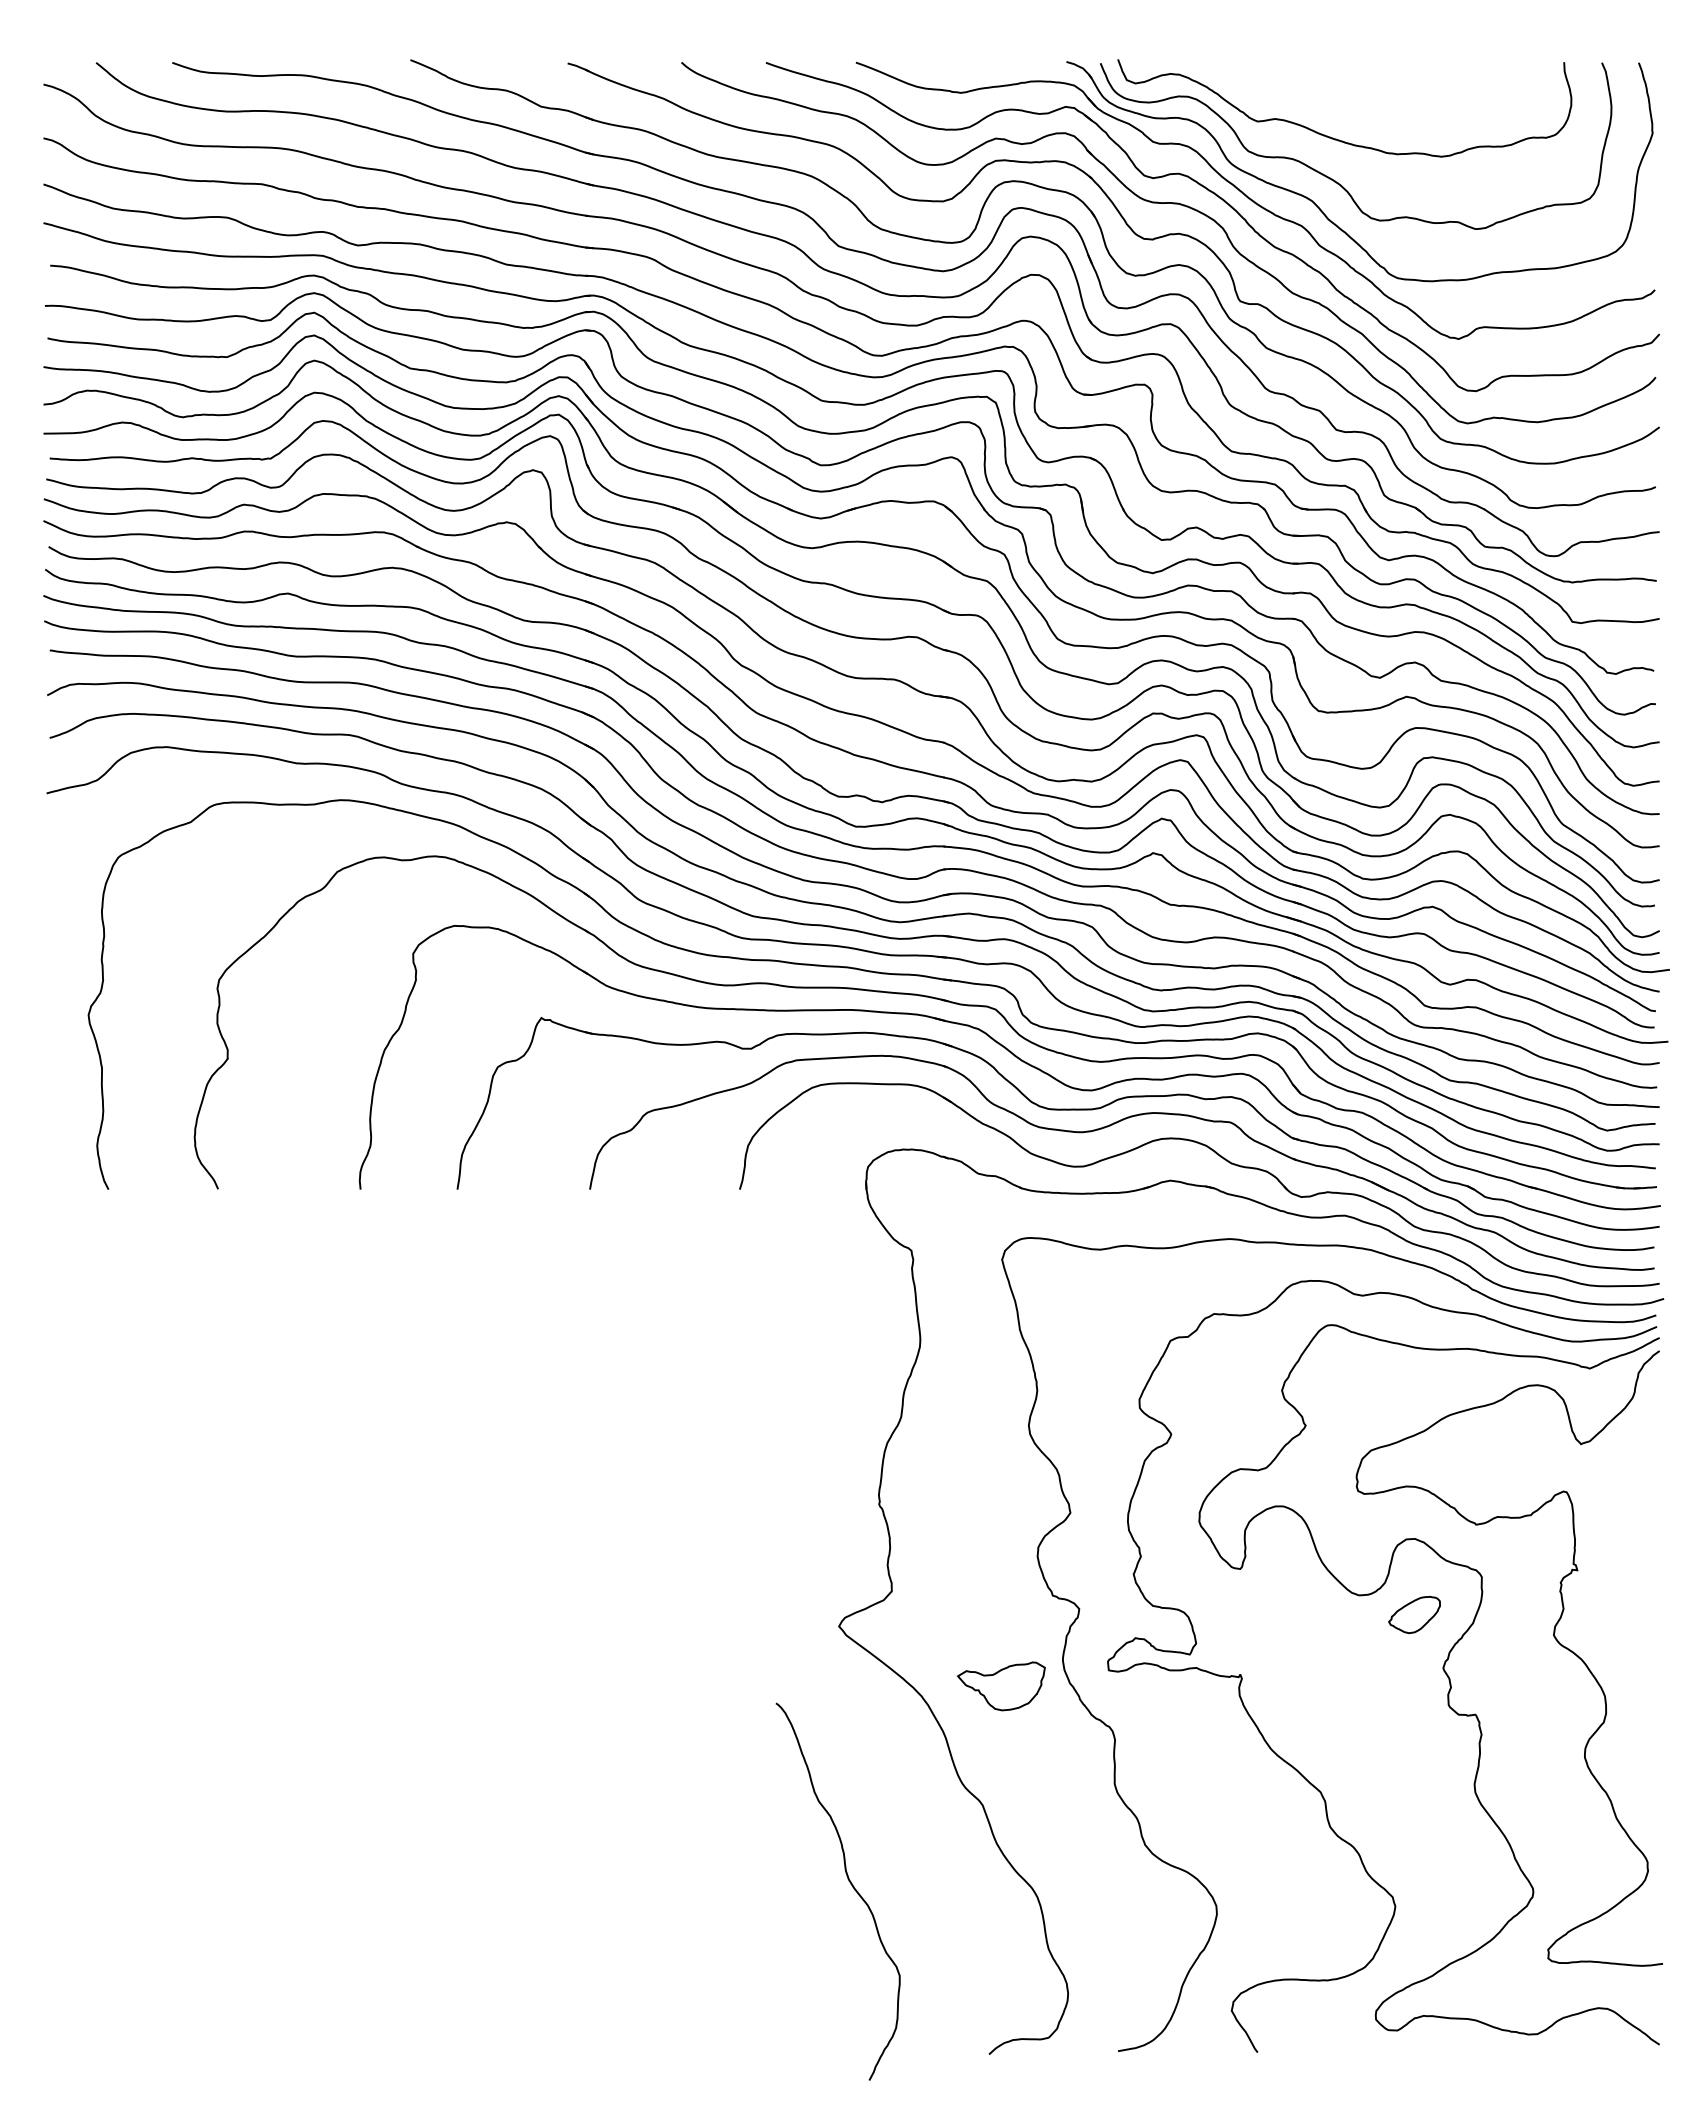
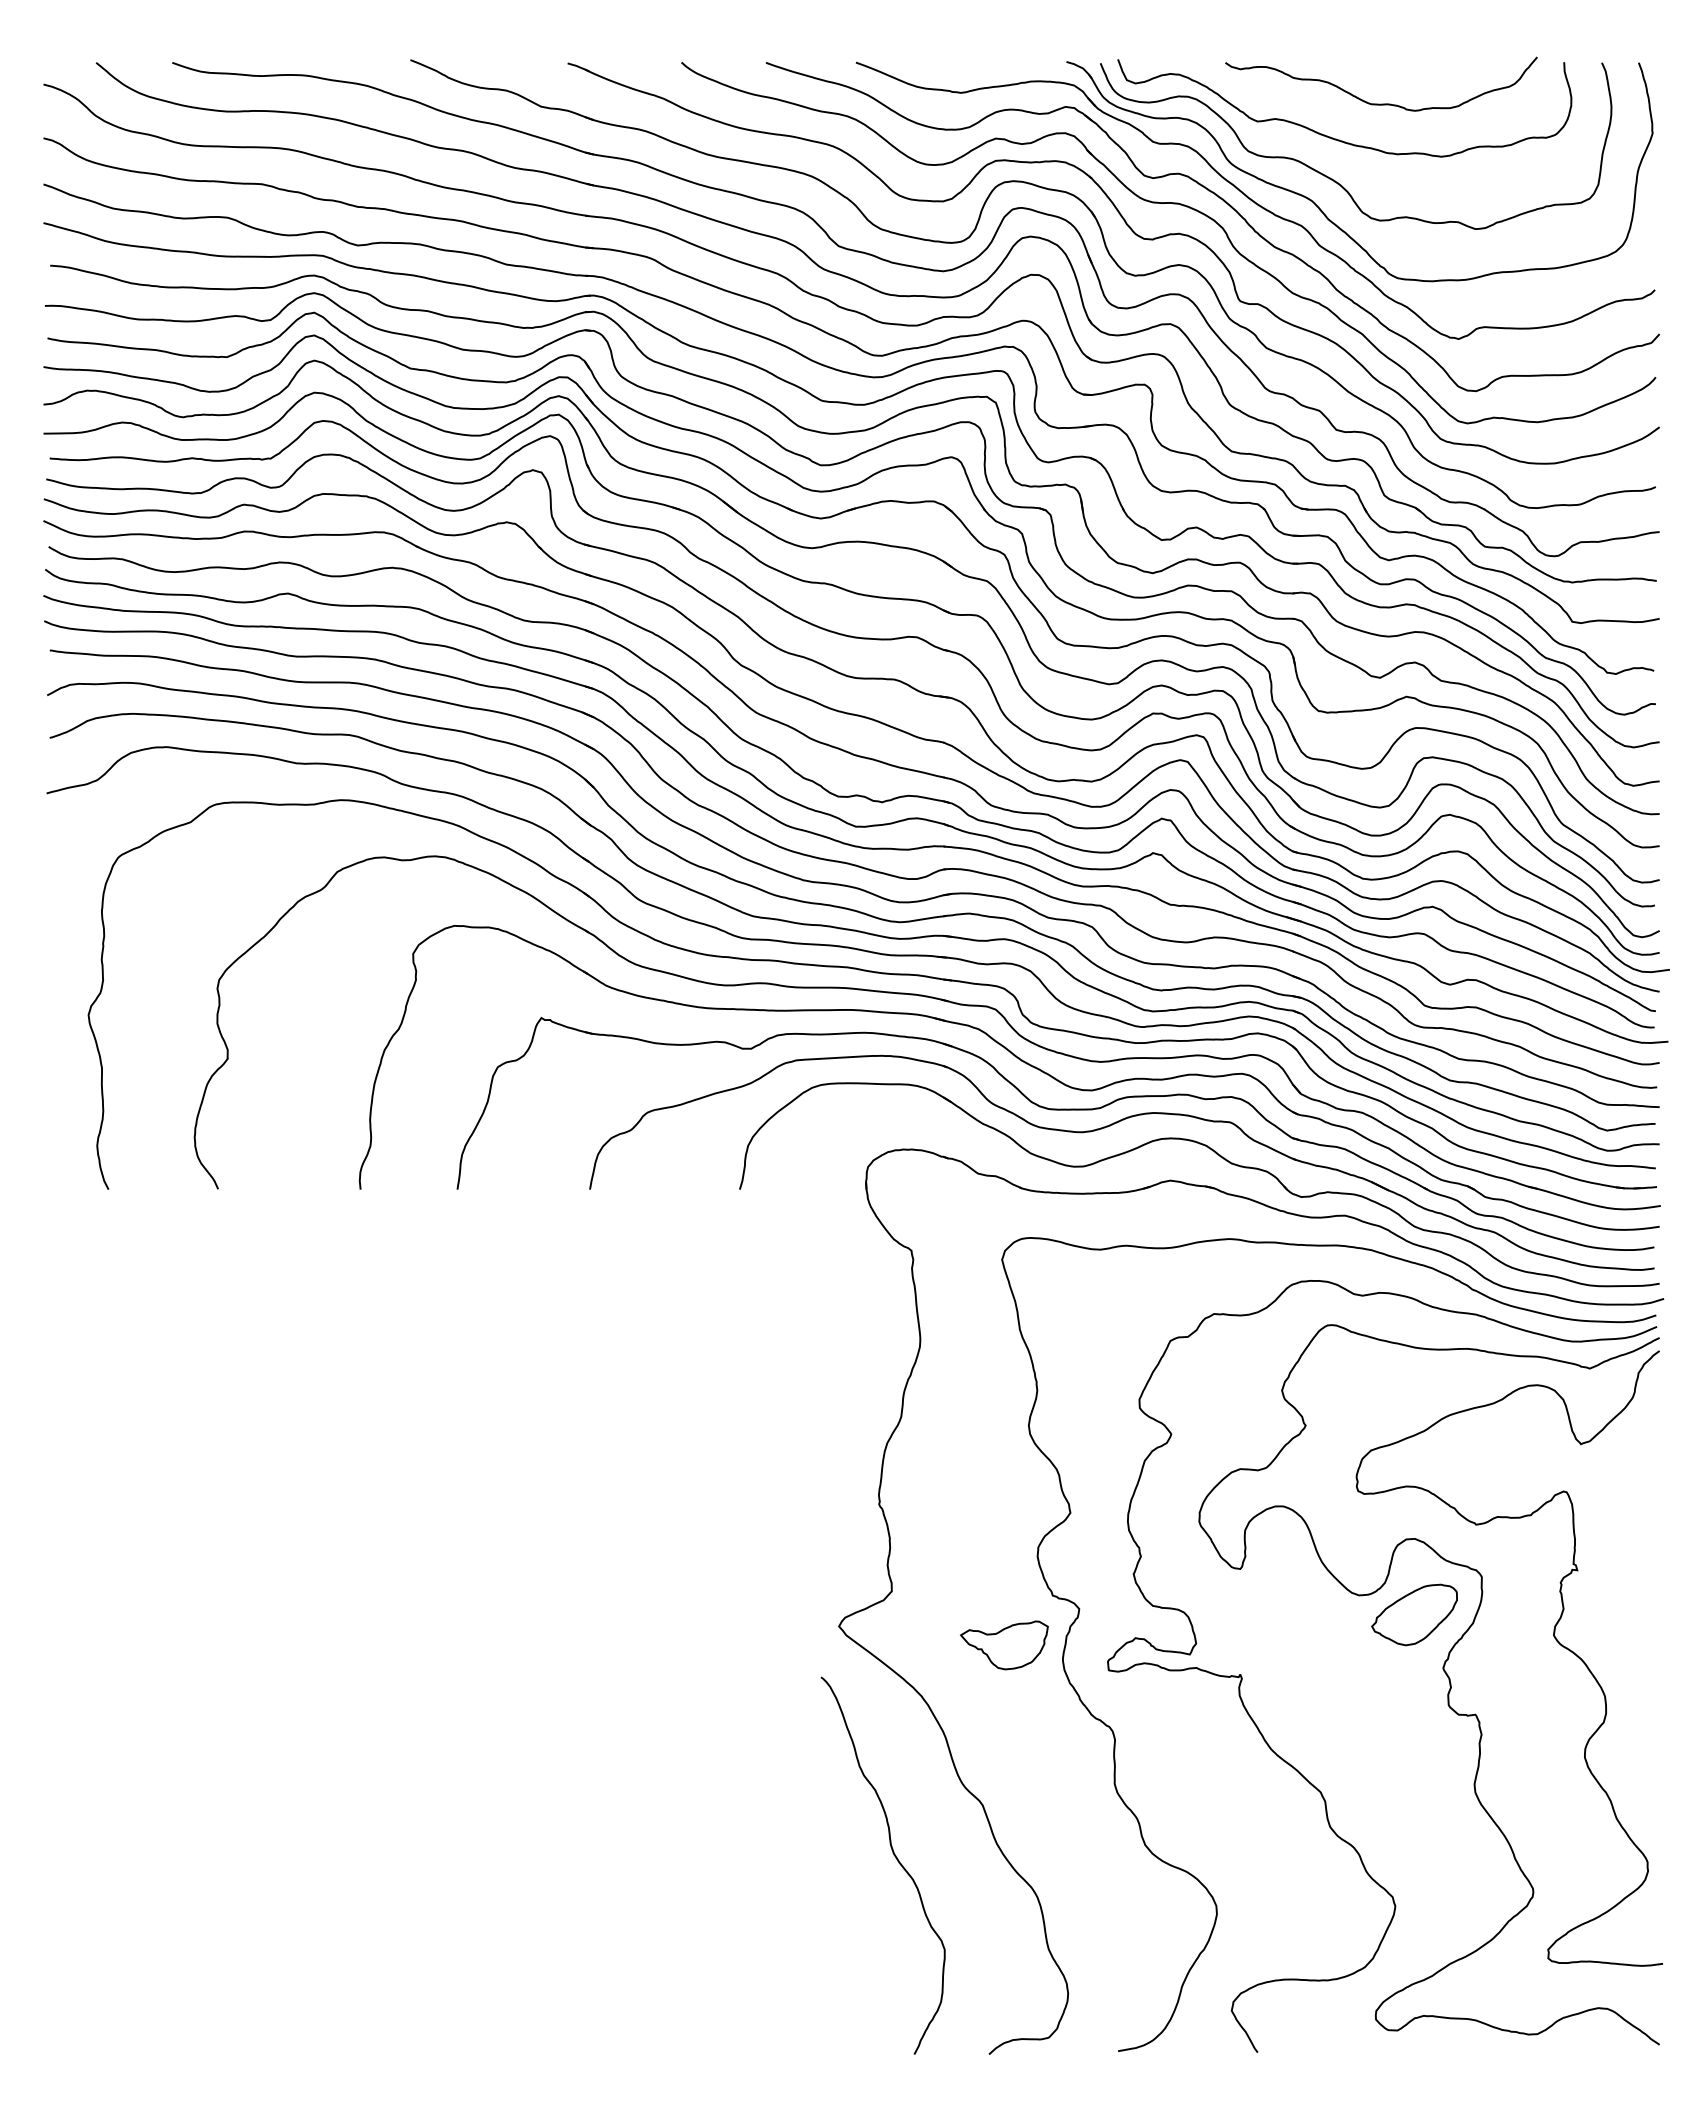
curve: none -> present (1381, 103)
part size: 53x39 px -> 87x64 px (1414, 1614)
part position: (1001, 1686) -> (1004, 1645) (1004, 1645)
curve position: (850, 1884) -> (895, 1858) (895, 1858)
